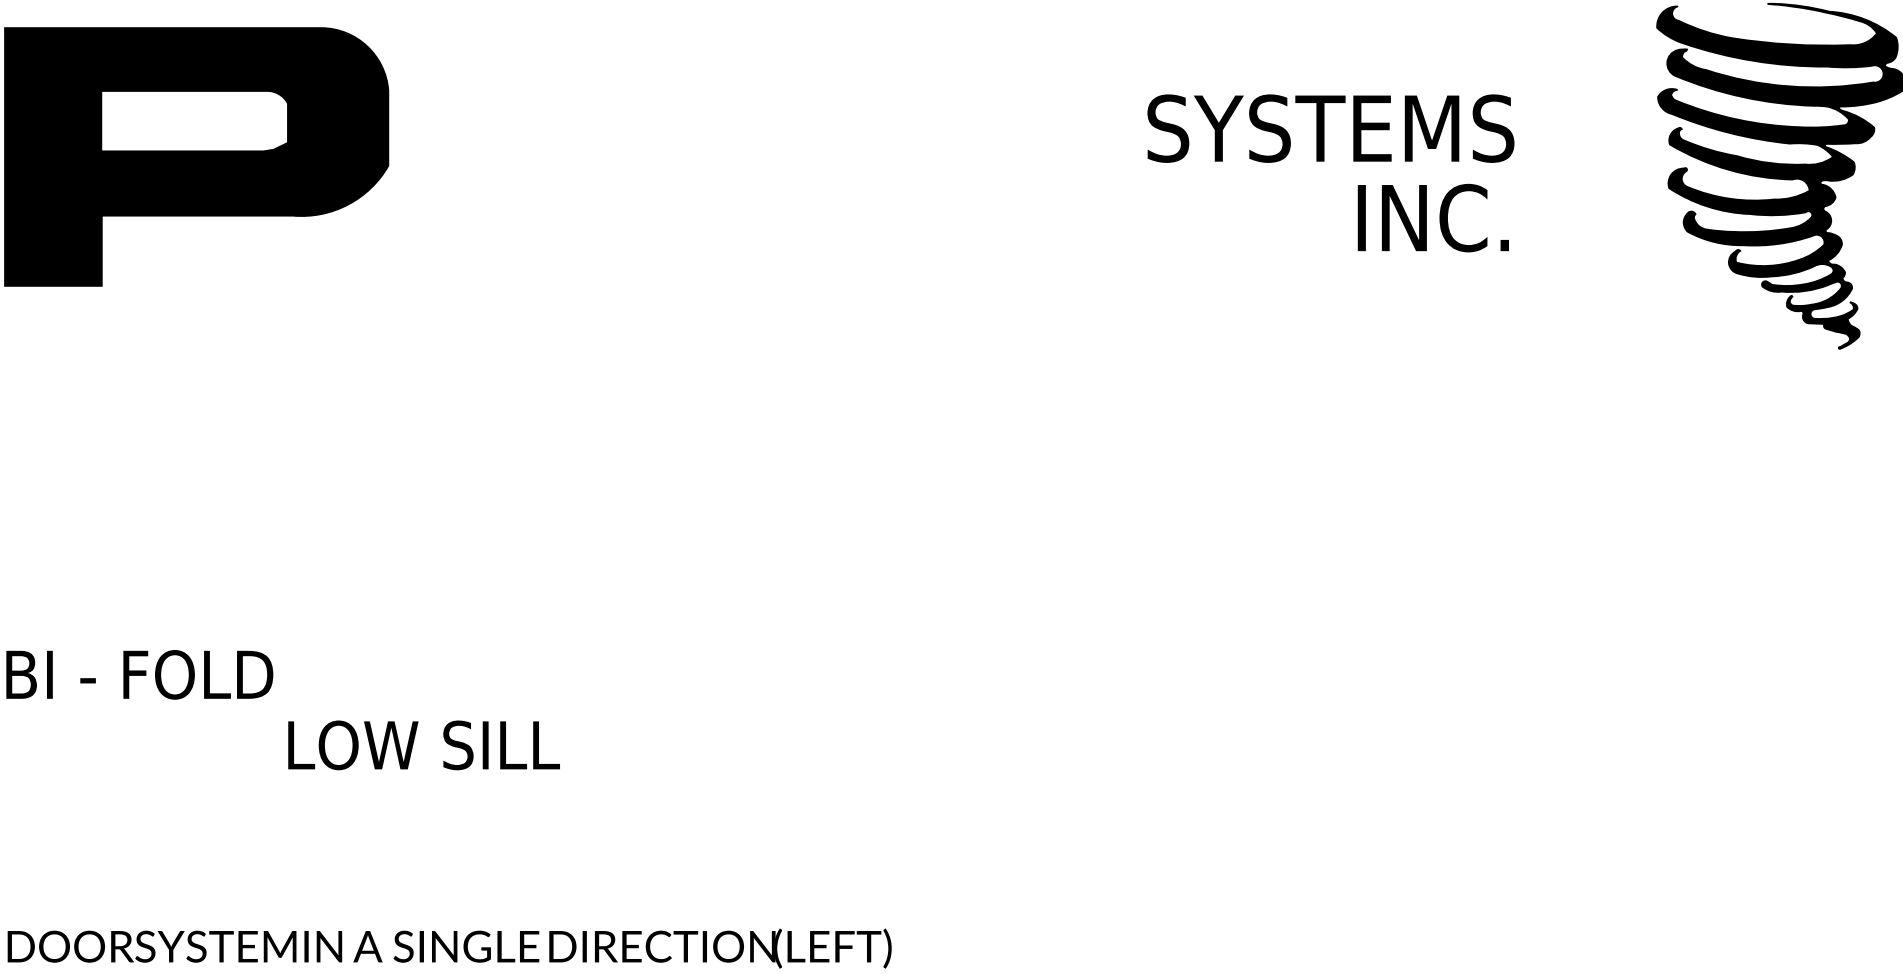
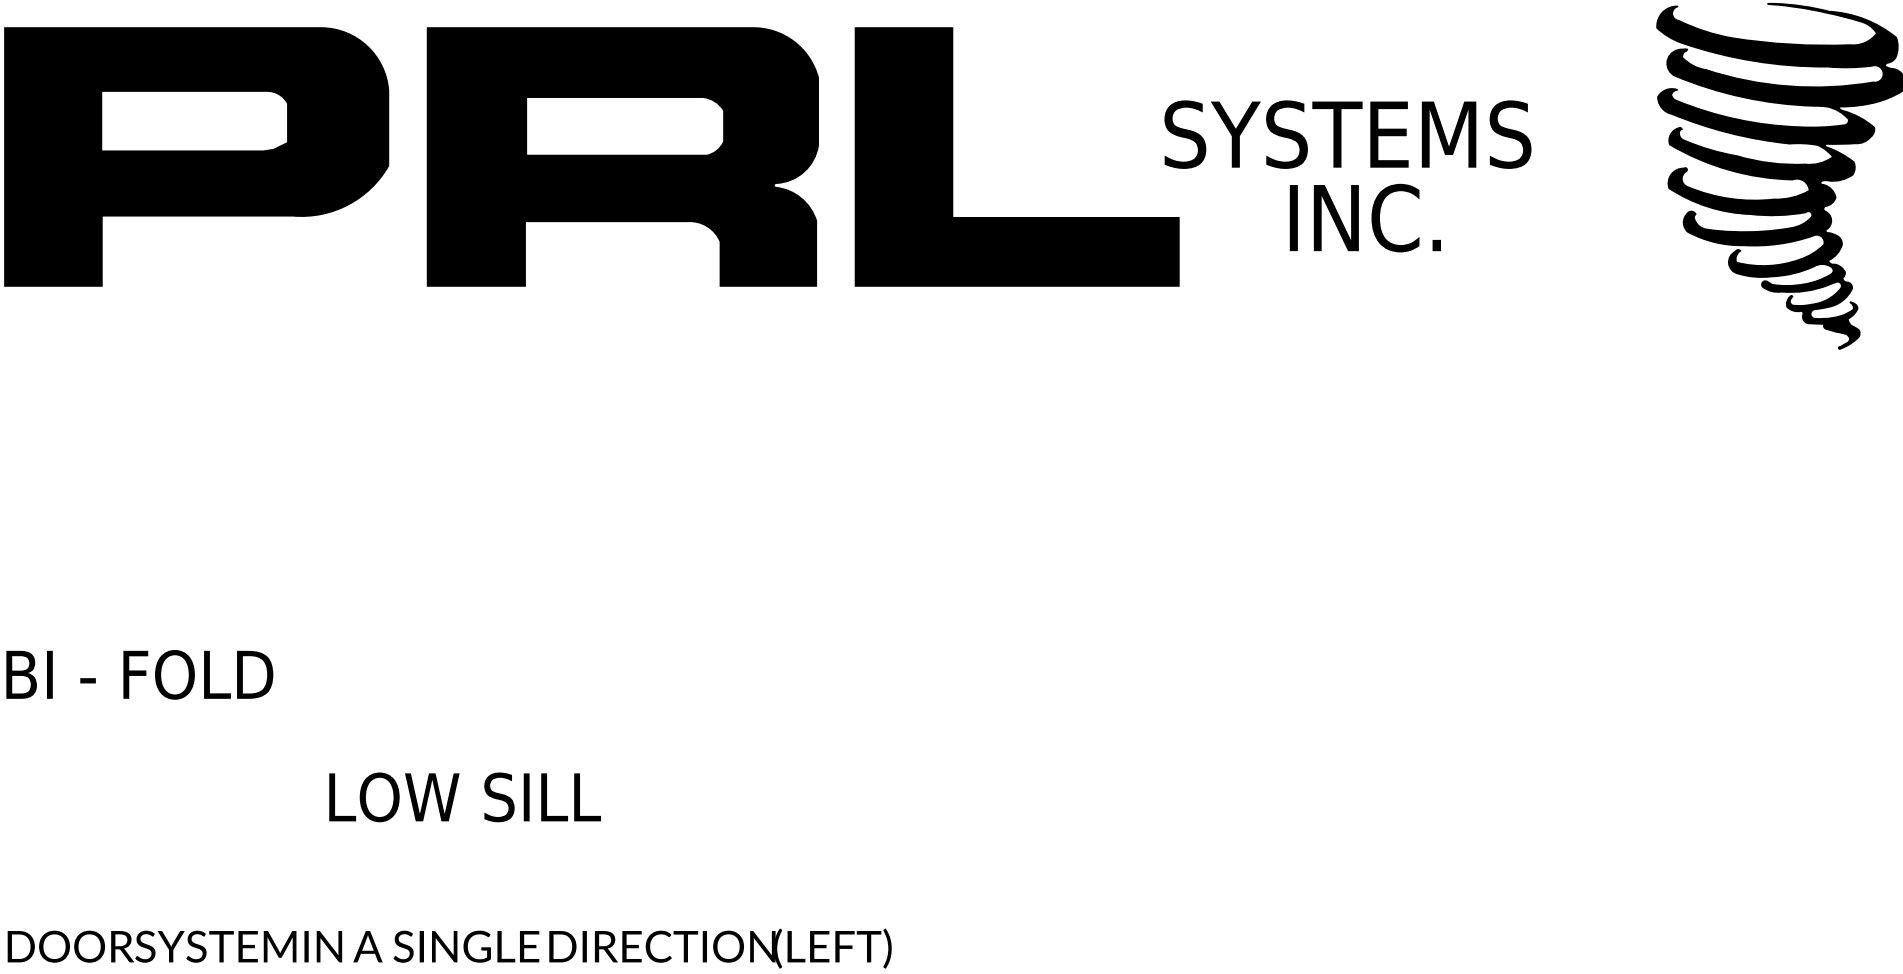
text position: (1330, 128) -> (1347, 134) (1347, 134)
part: none -> present (622, 156)
fill: none -> present (1016, 156)
text position: (1432, 217) -> (1364, 217) (1364, 217)
text position: (423, 745) -> (464, 797) (464, 797)
